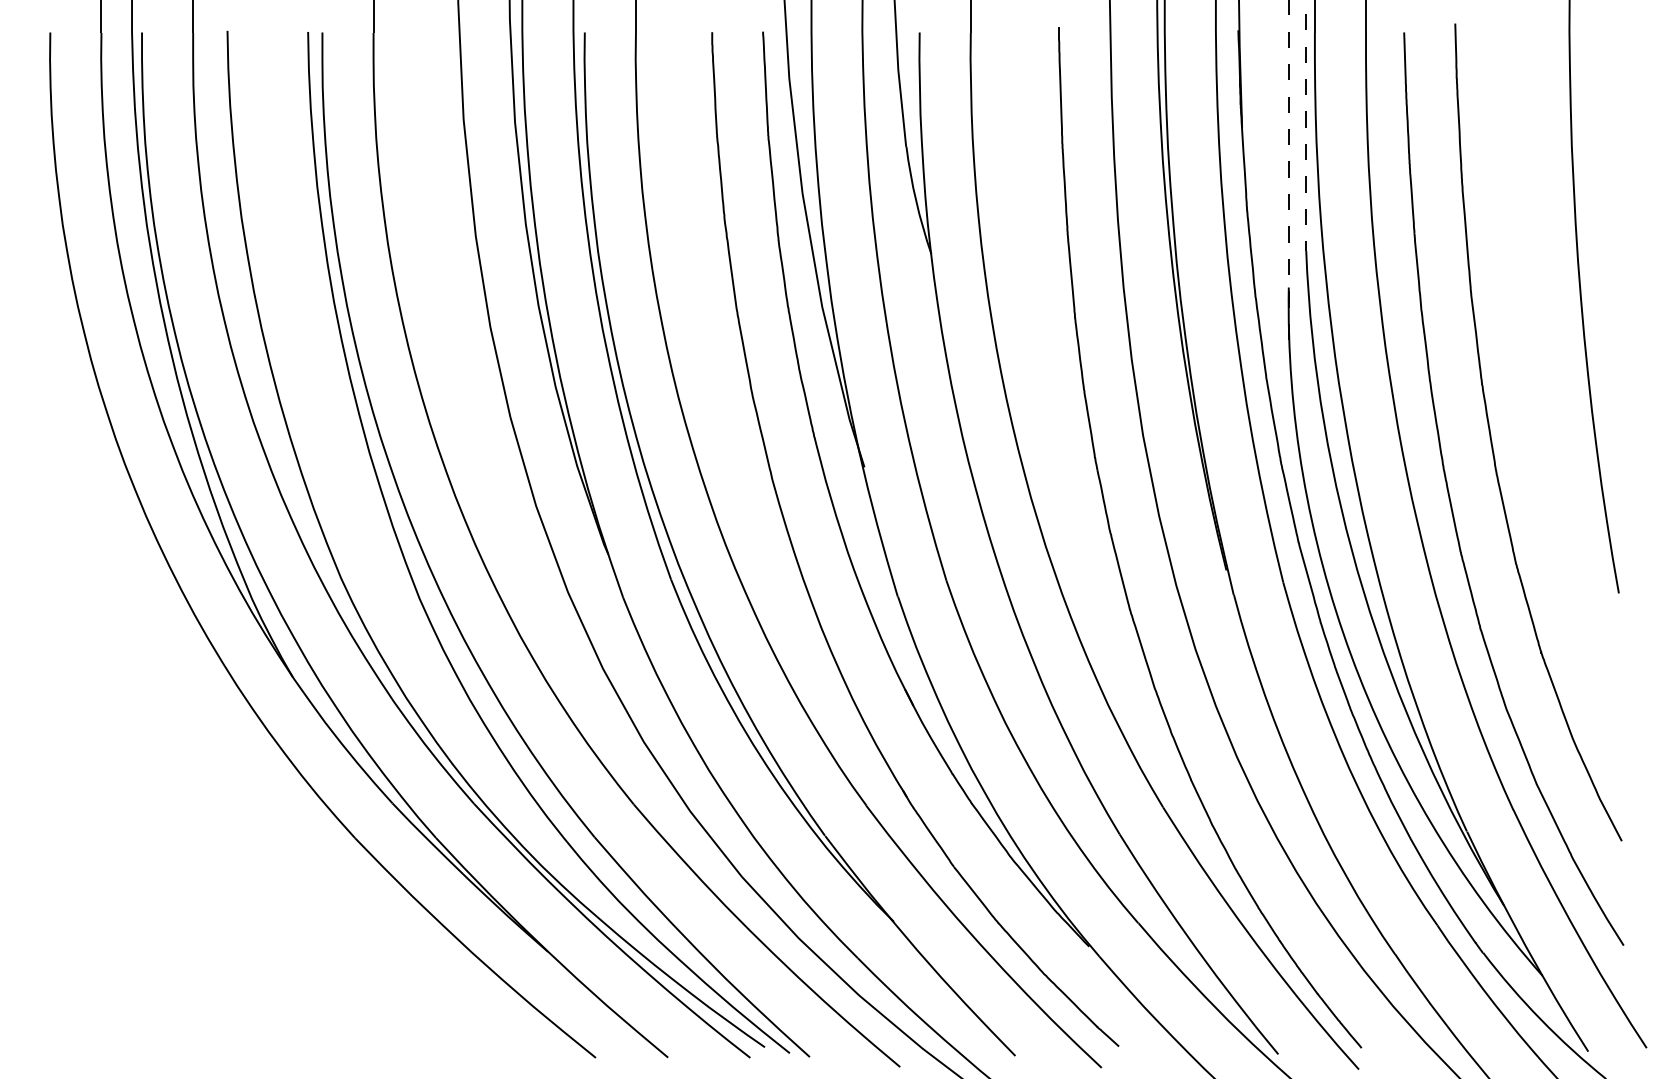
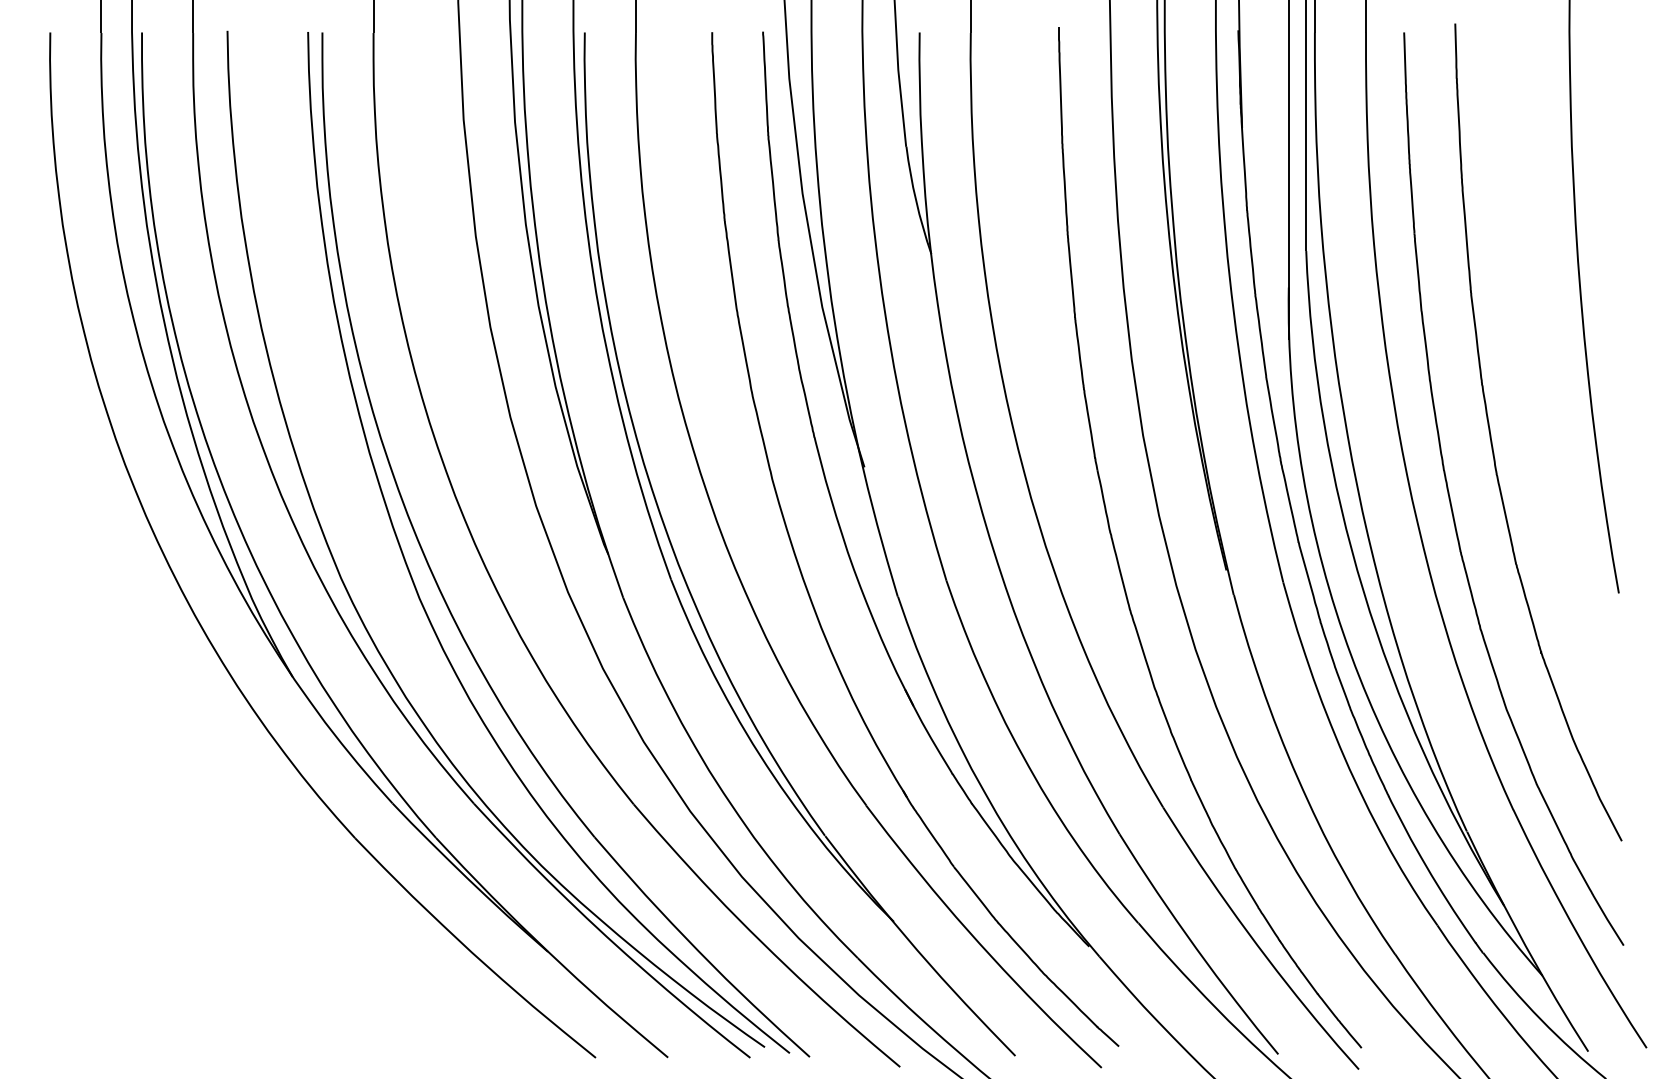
line: dashed -> solid (1306, 126)
line: dashed -> solid (1288, 170)
